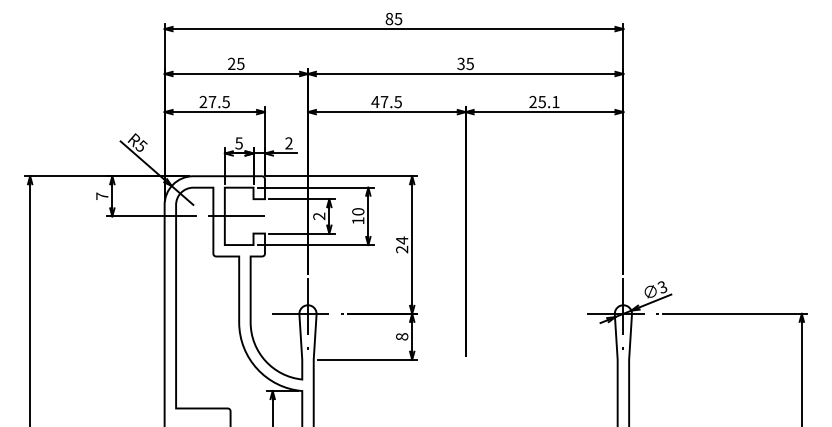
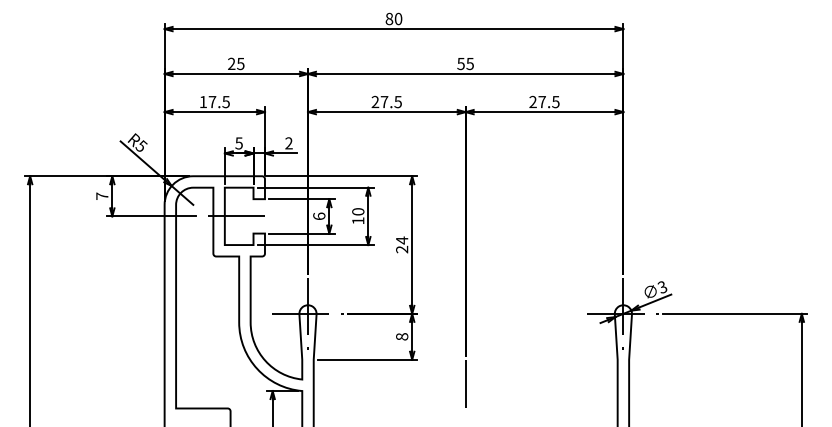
text: 85 -> 80 (398, 18)
text: 35 -> 55 (460, 63)
text: 27.5 -> 17.5 (203, 101)
text: 47.5 -> 27.5 (375, 101)
text: 25.1 -> 27.5 (548, 102)
text: 2 -> 6 (319, 216)
line: none -> present (465, 383)
